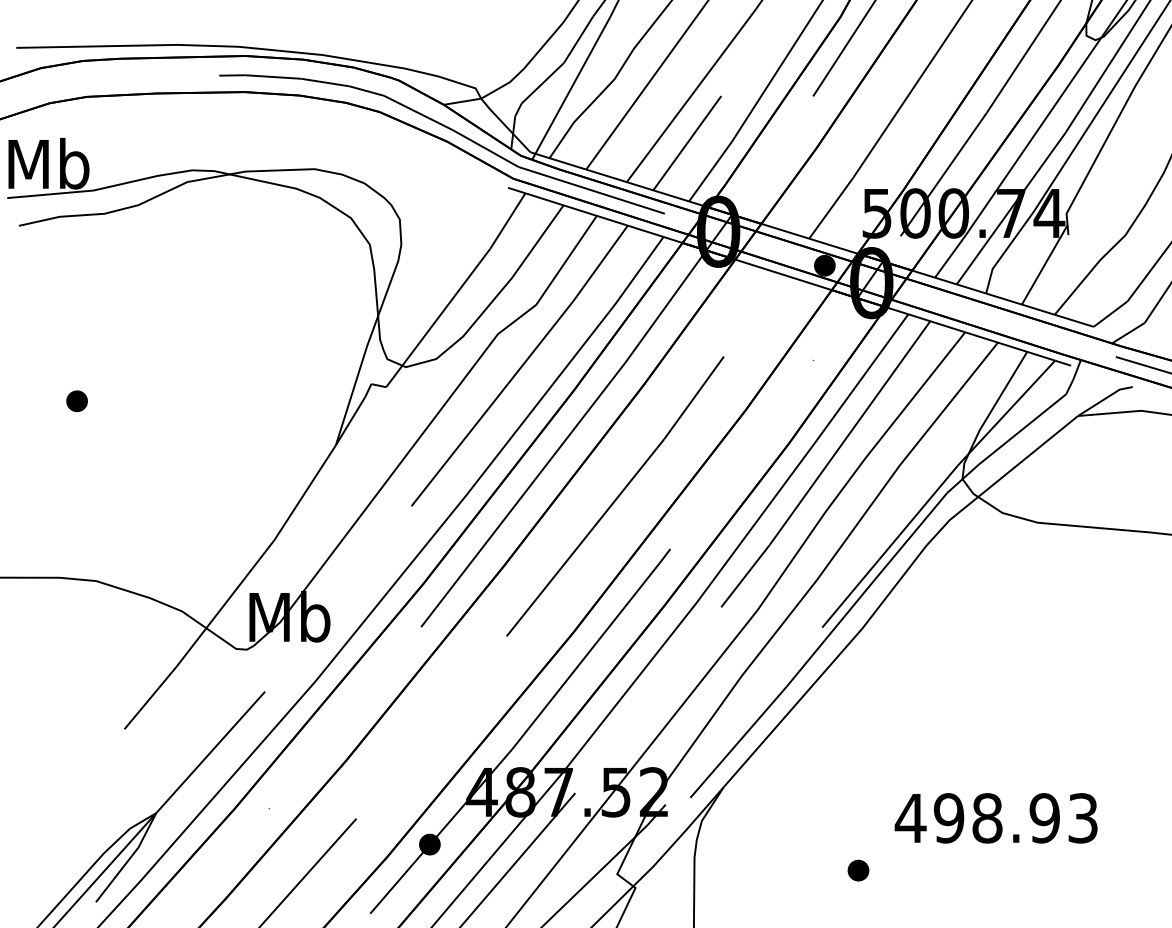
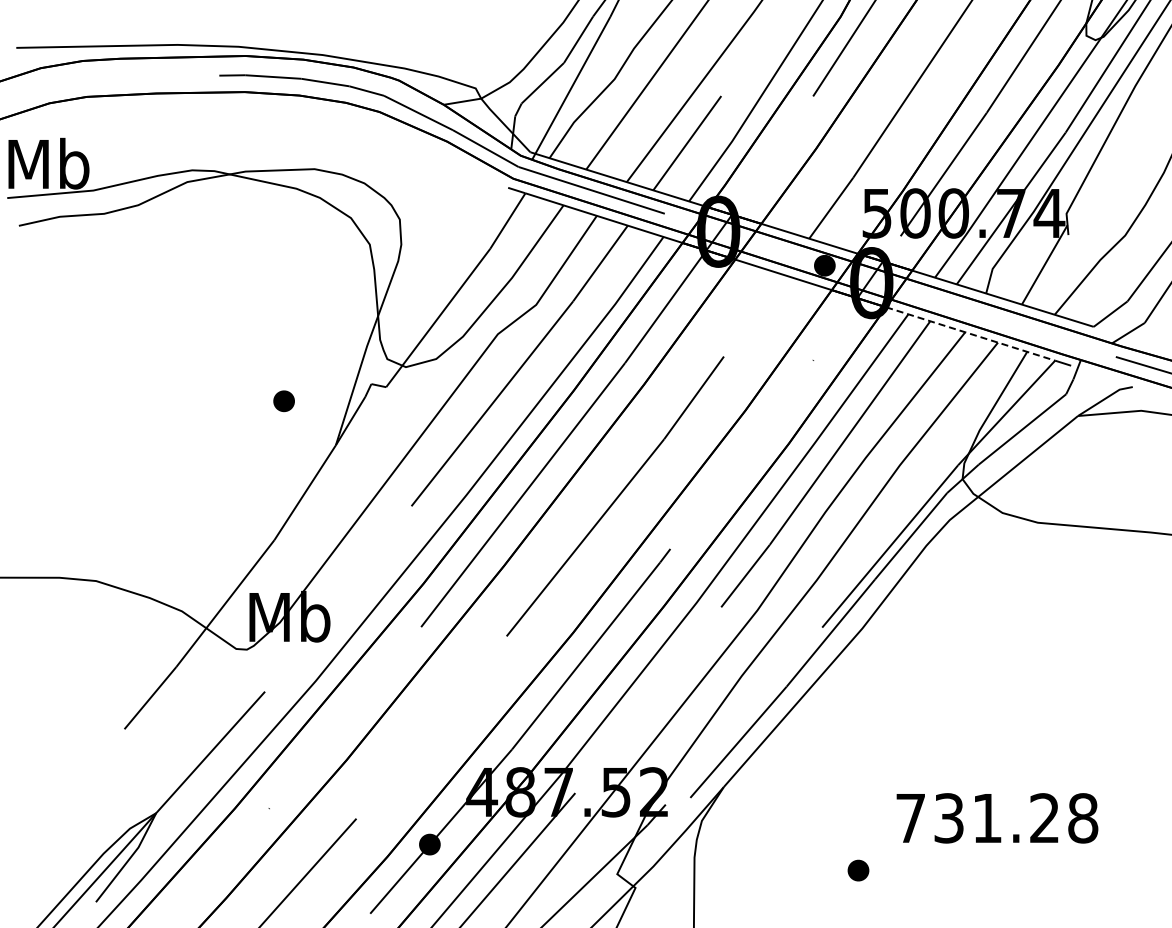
line: solid -> dashed (970, 333)
part position: (76, 401) -> (283, 401) (283, 401)
text: 498.93 -> 731.28 (996, 818)
